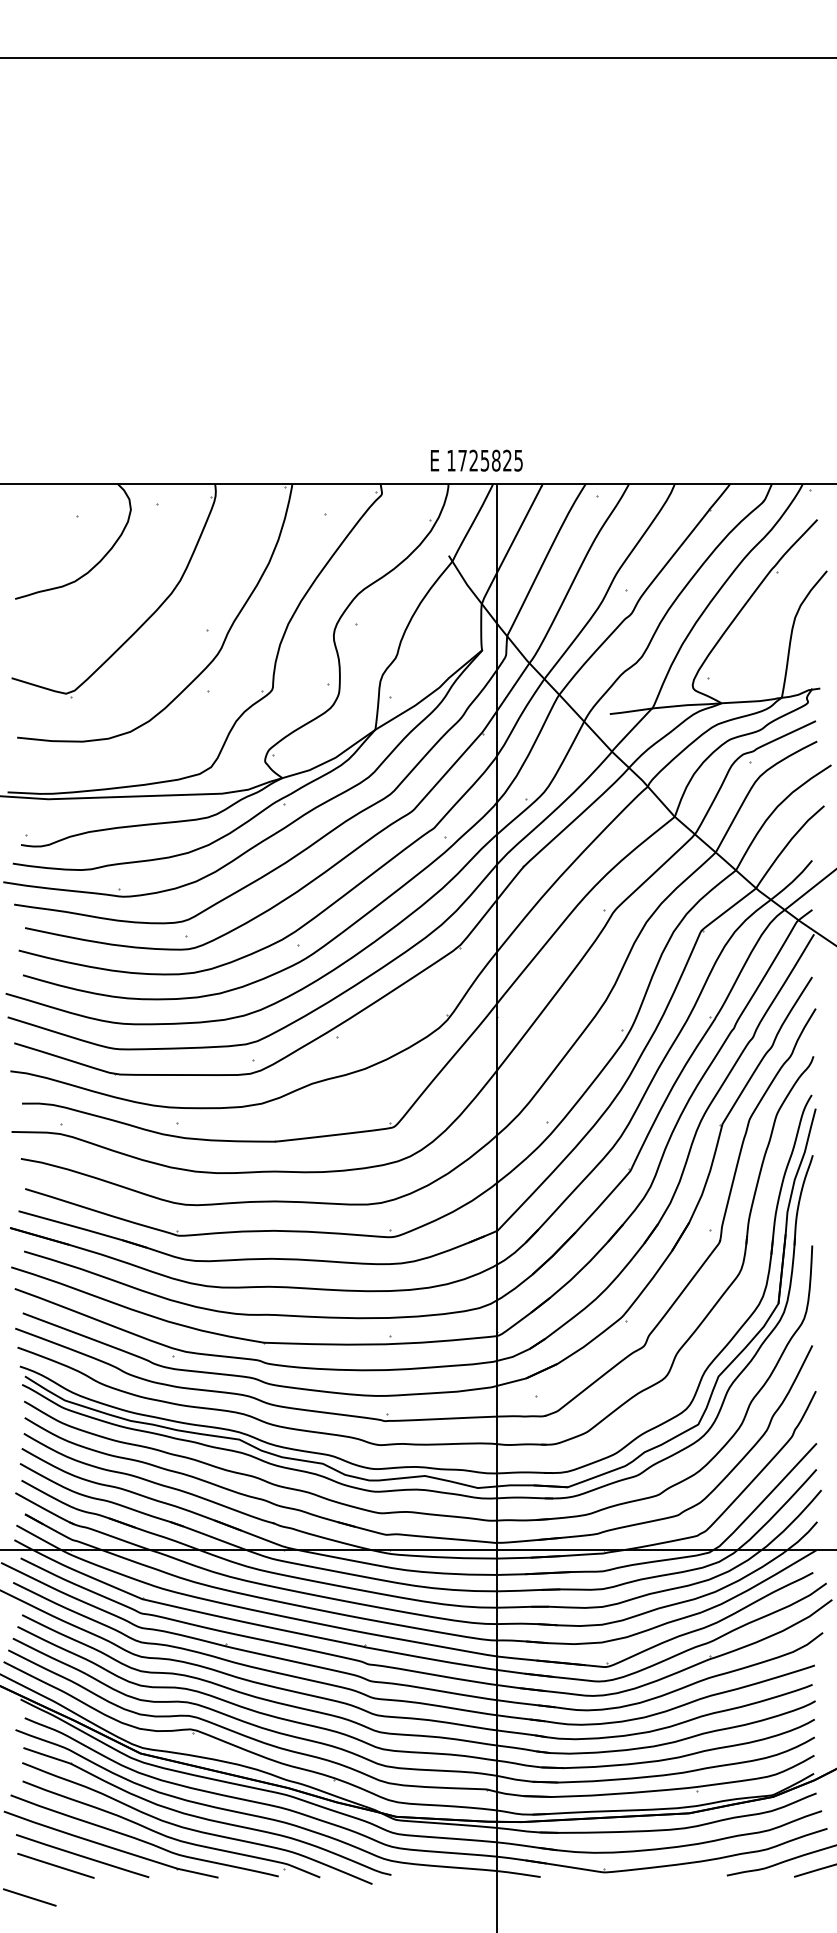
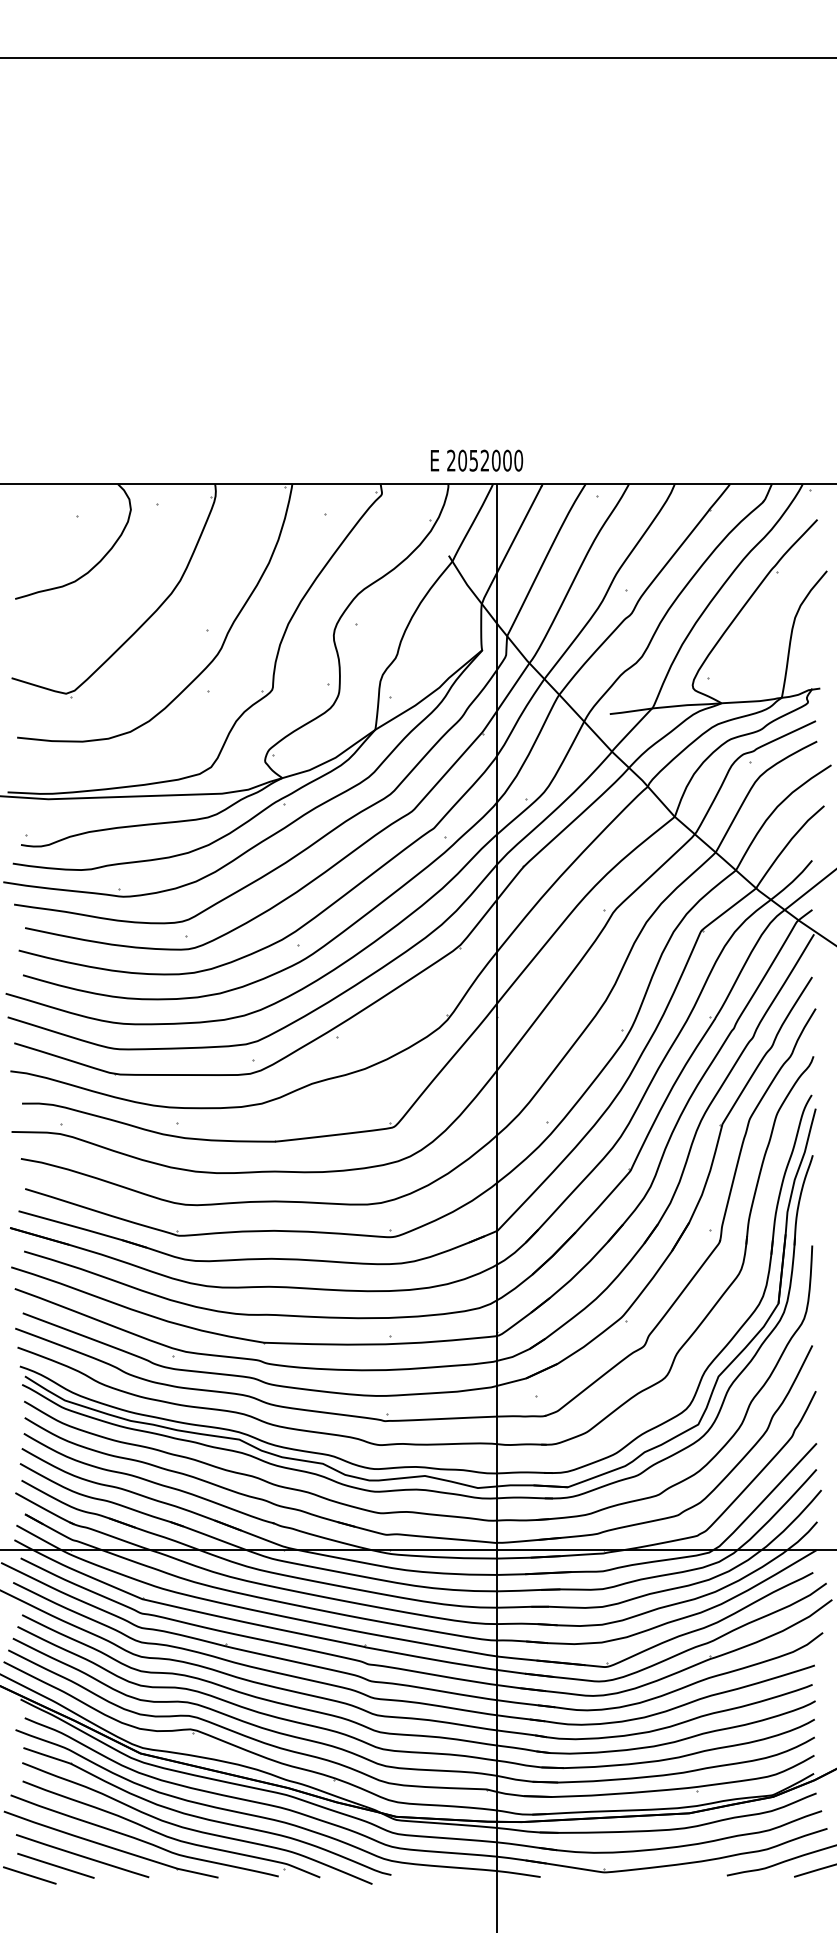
text: 1725825 -> 2052000 (485, 460)
line position: (29, 1897) -> (29, 1875) (29, 1875)
